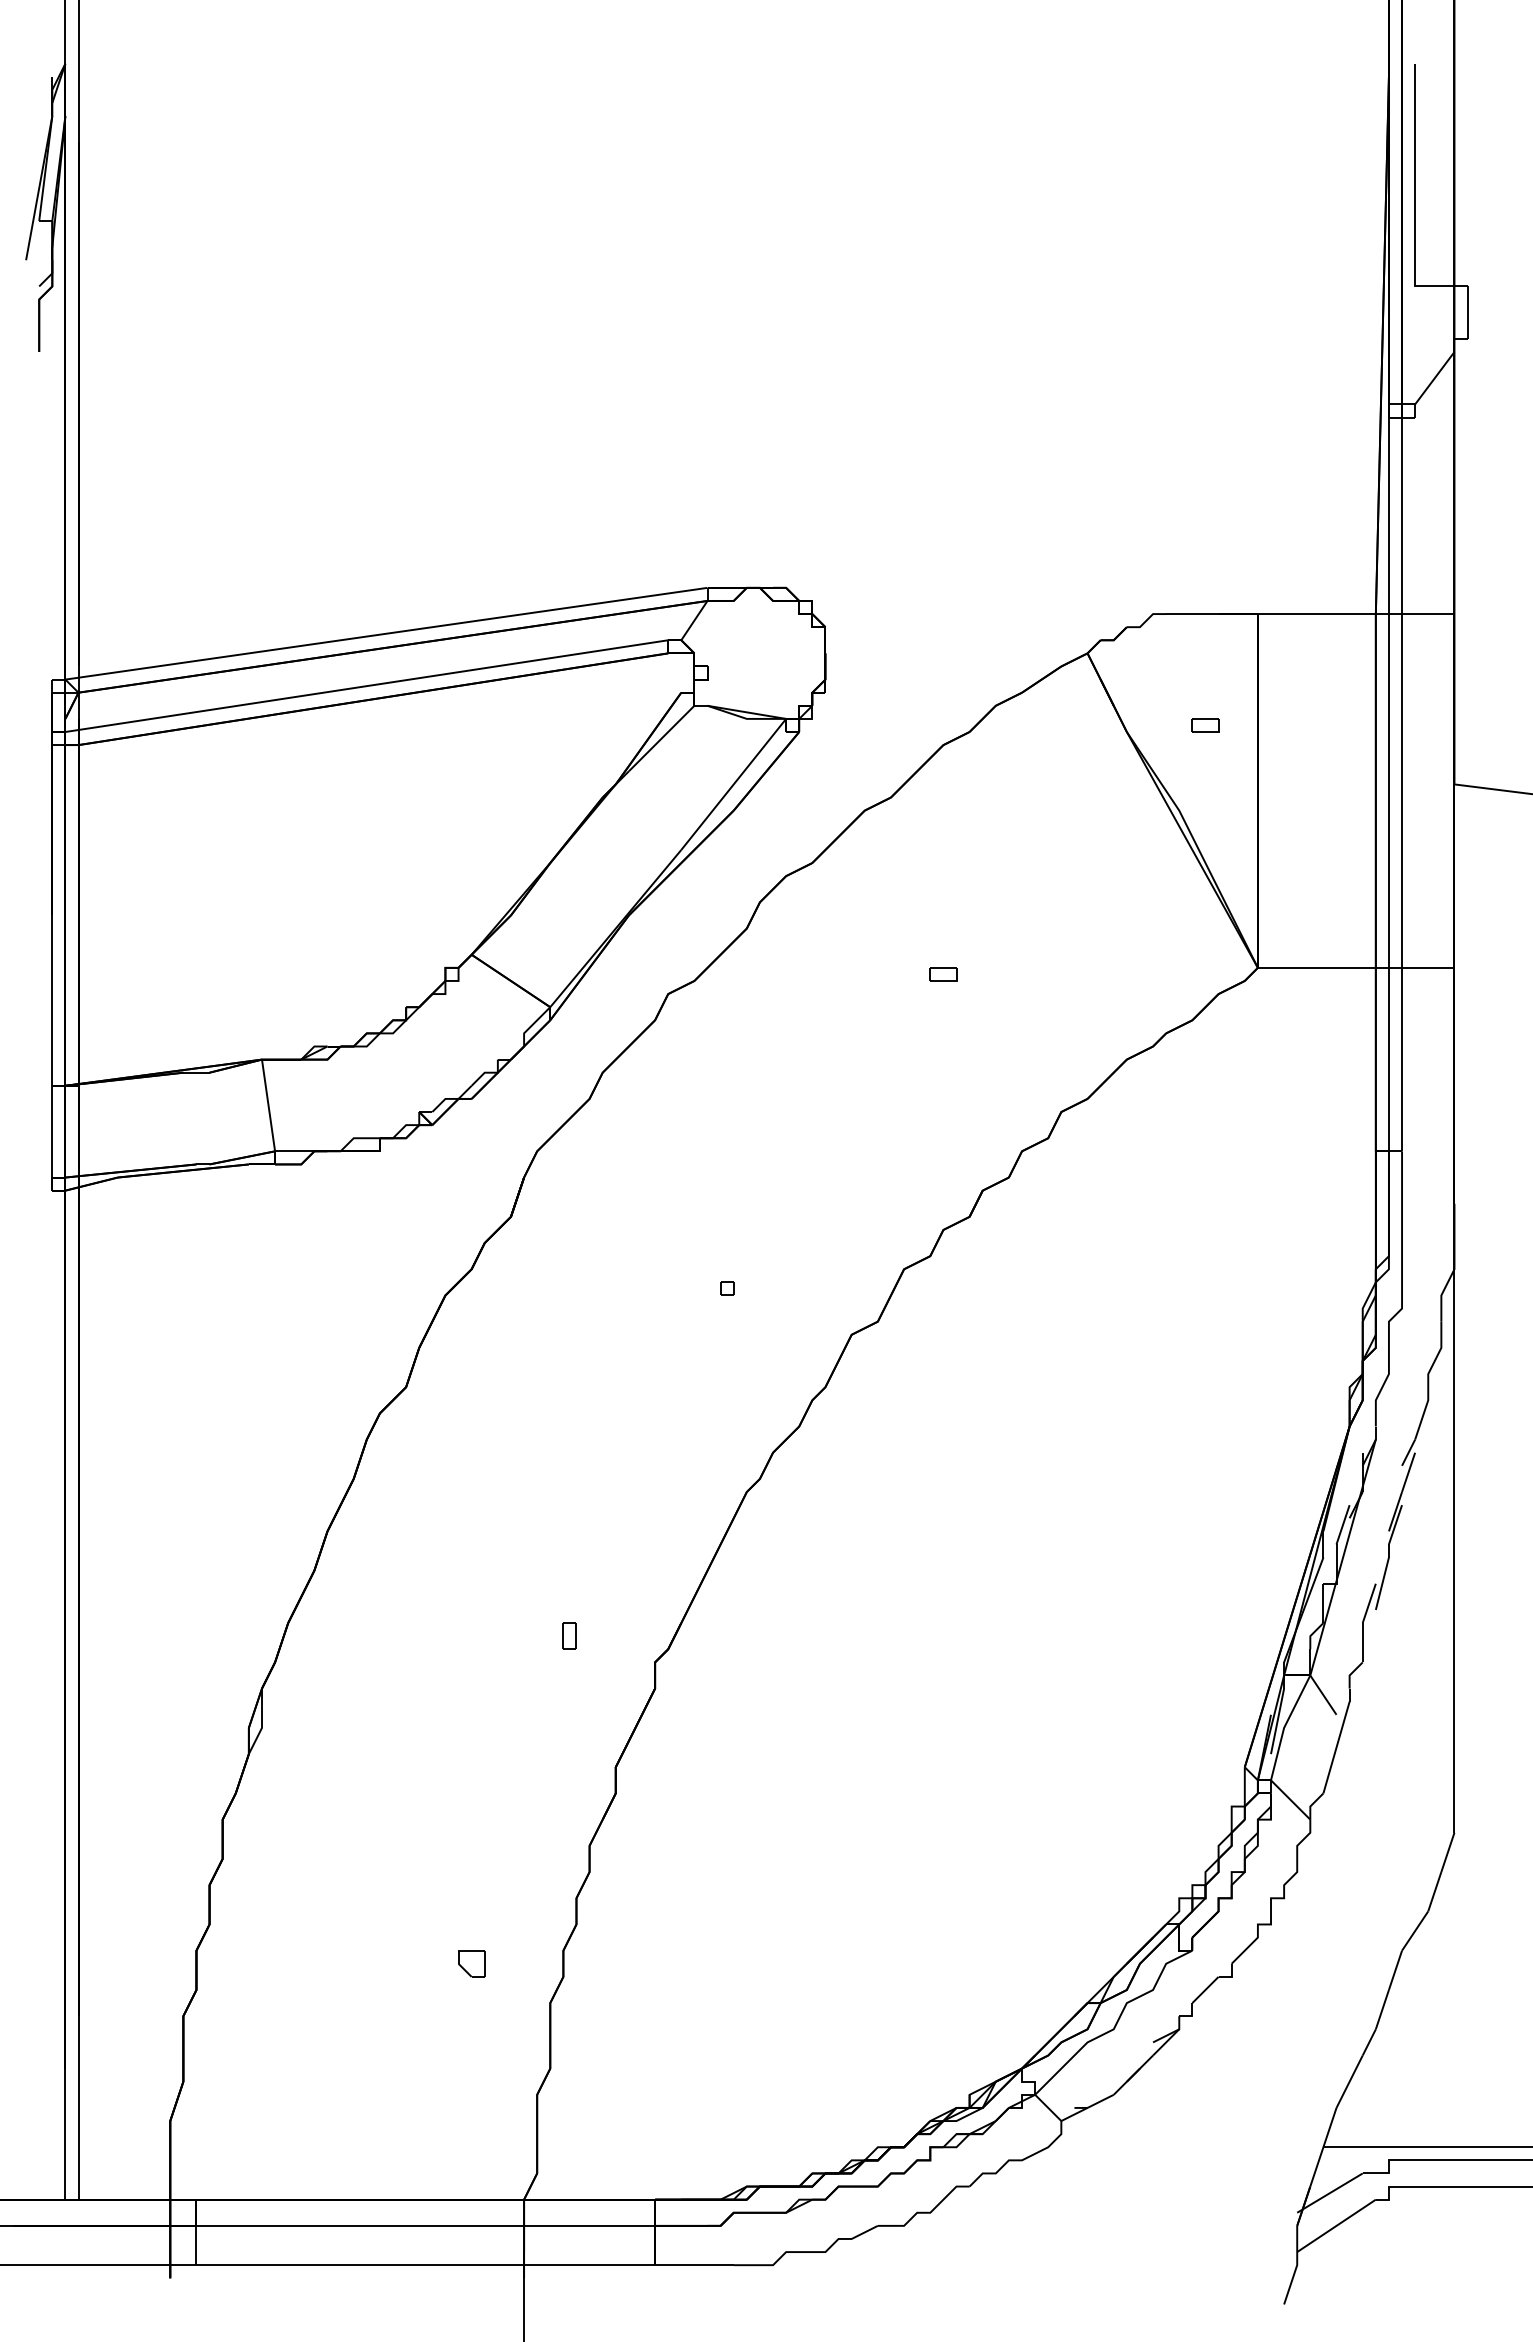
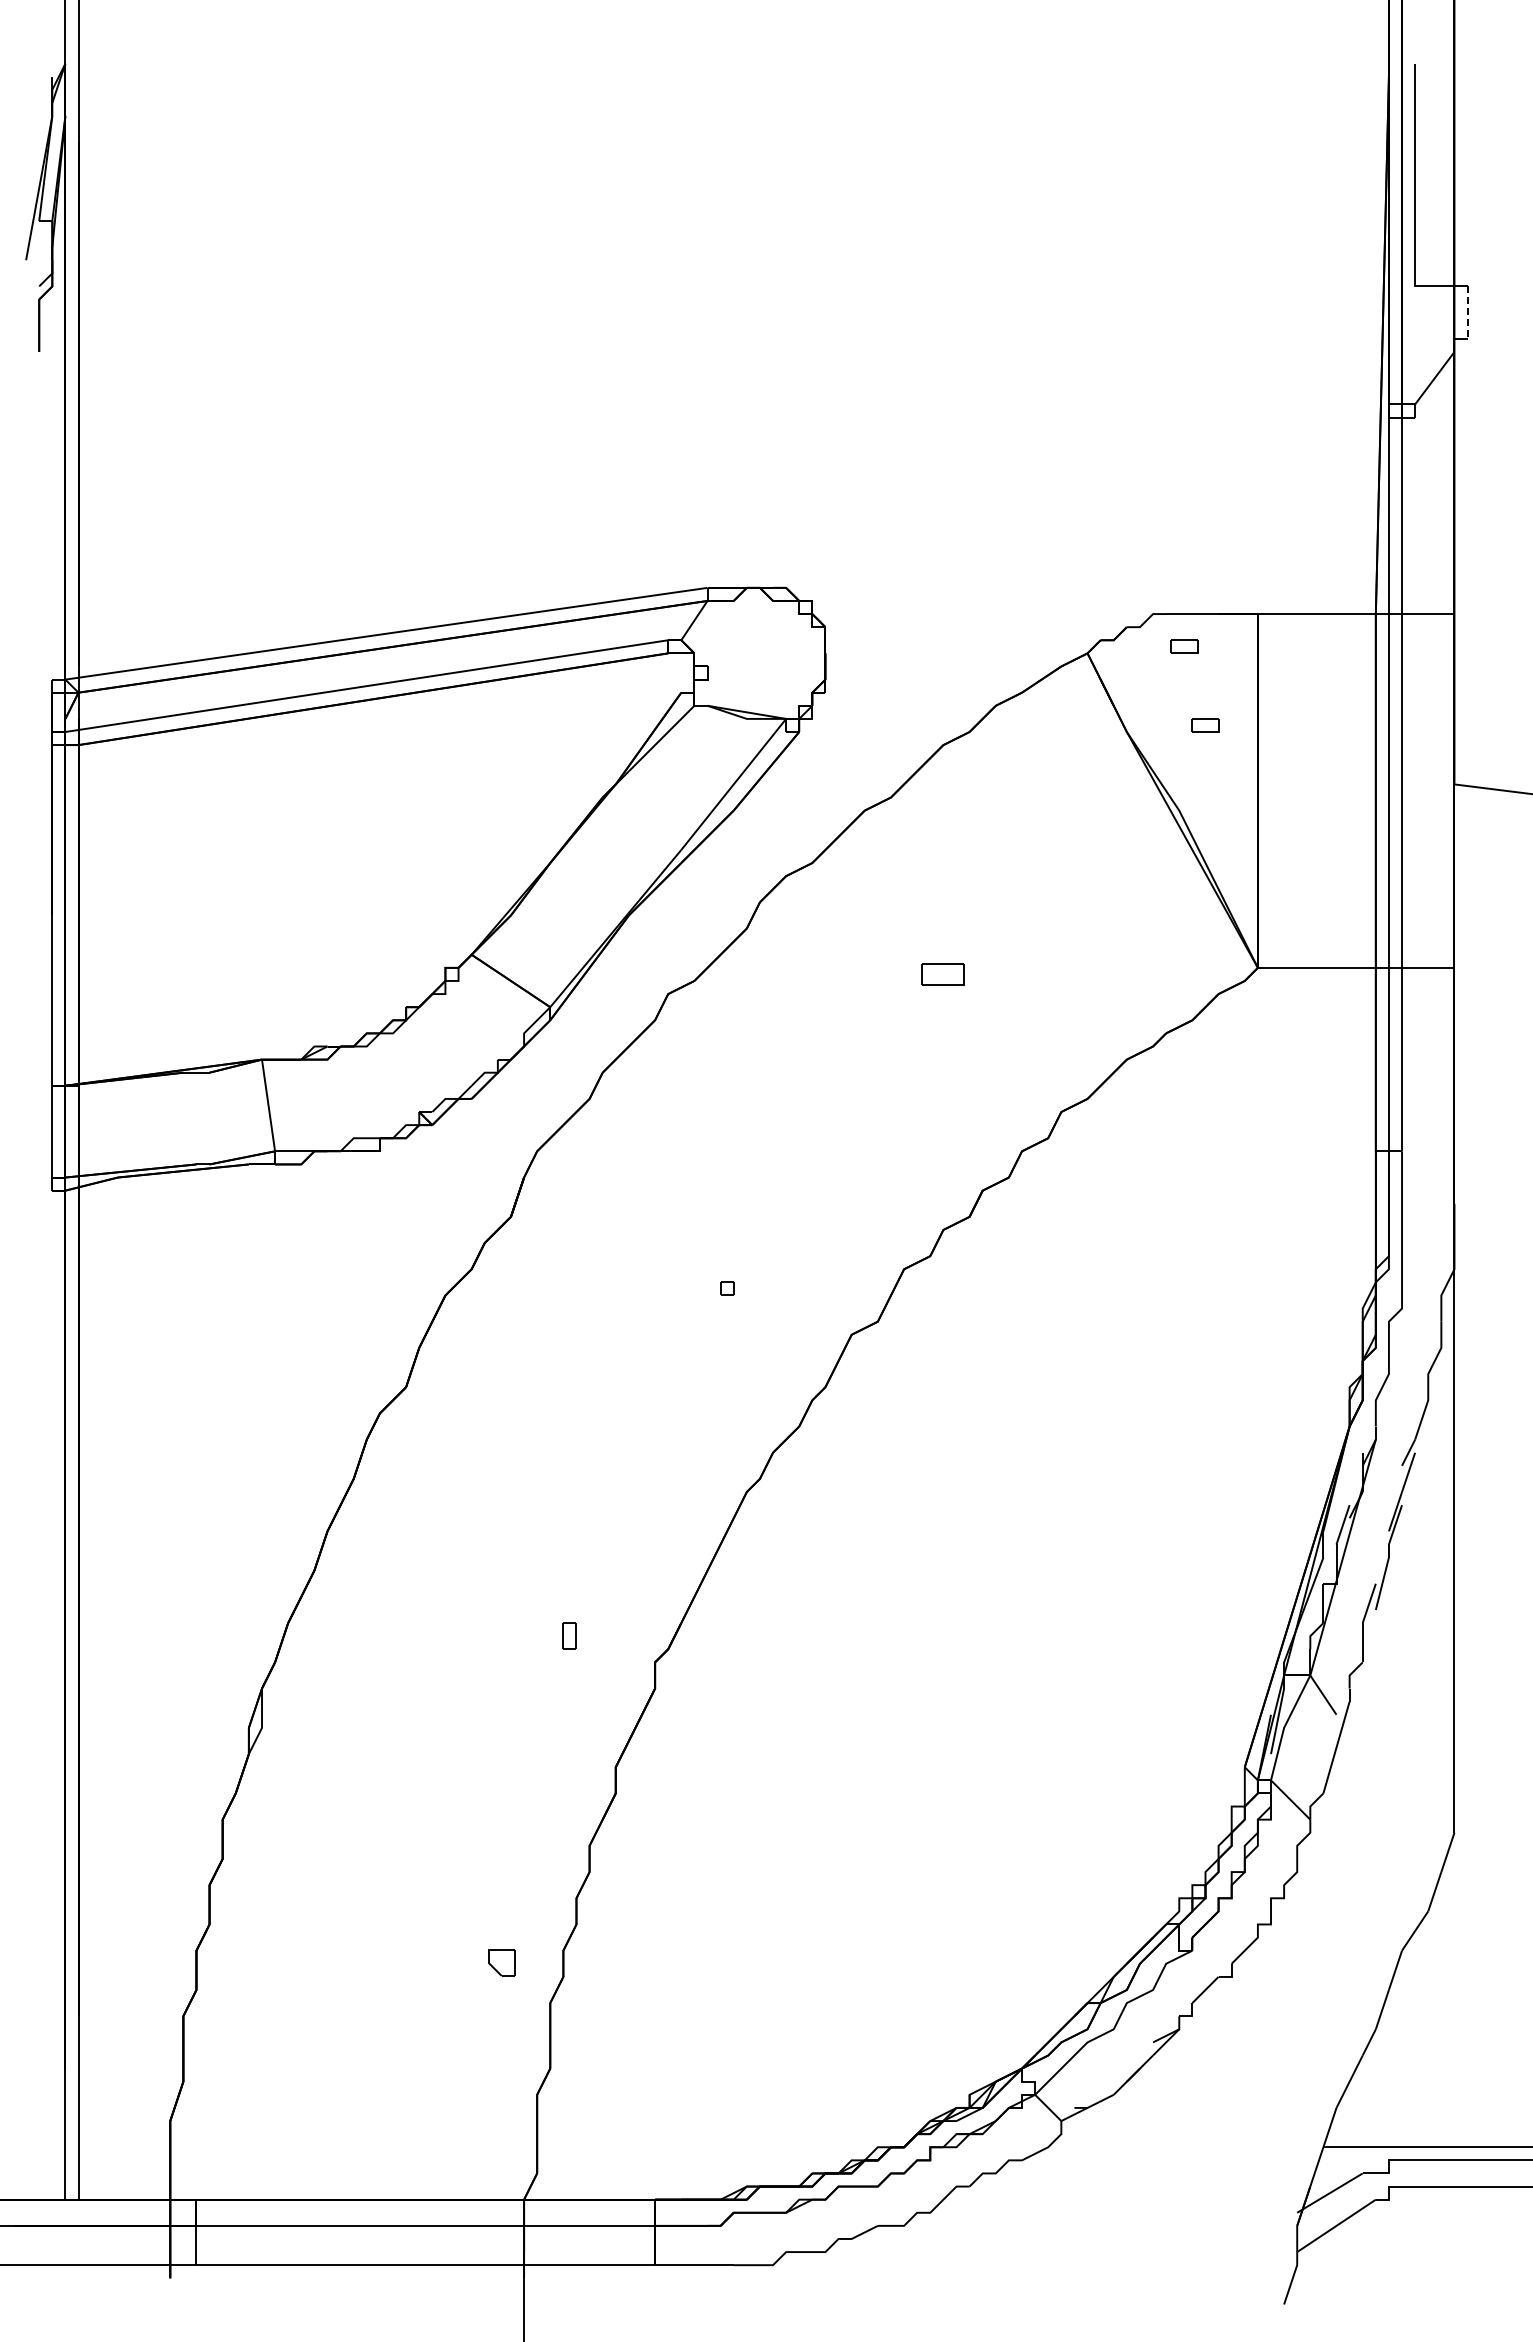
line: solid -> dashed (1467, 313)
part: none -> present (1184, 646)
part size: 29x15 px -> 44x23 px (942, 974)
part position: (471, 1963) -> (501, 1962) (501, 1962)
